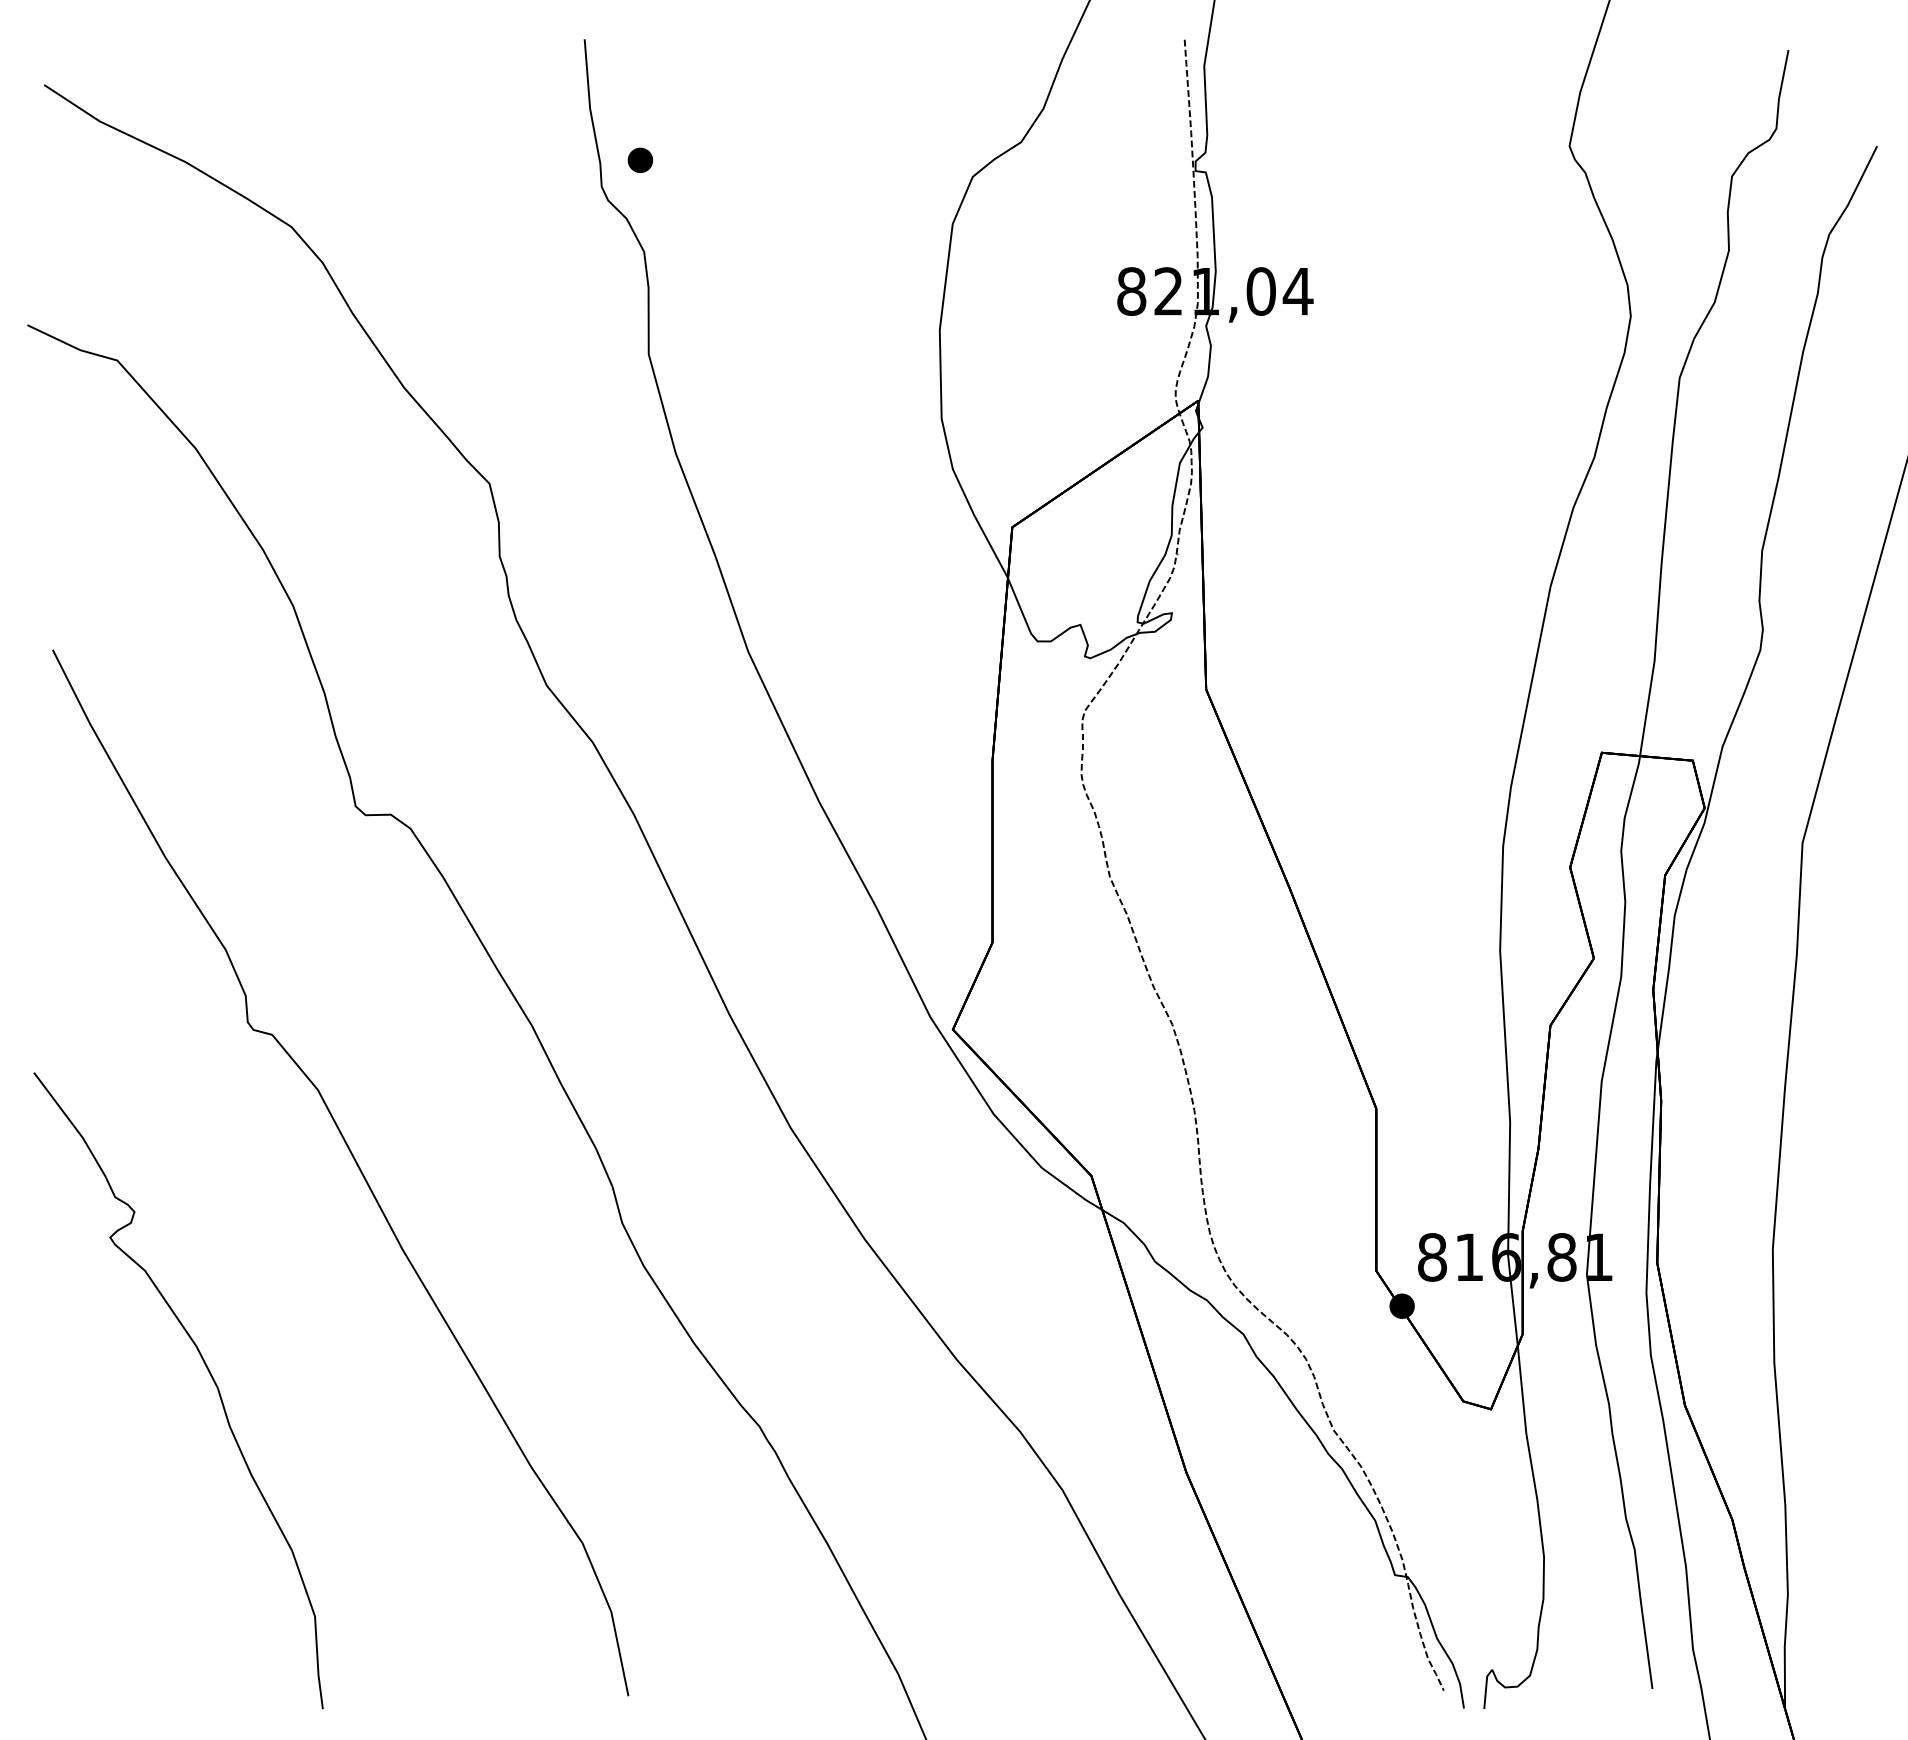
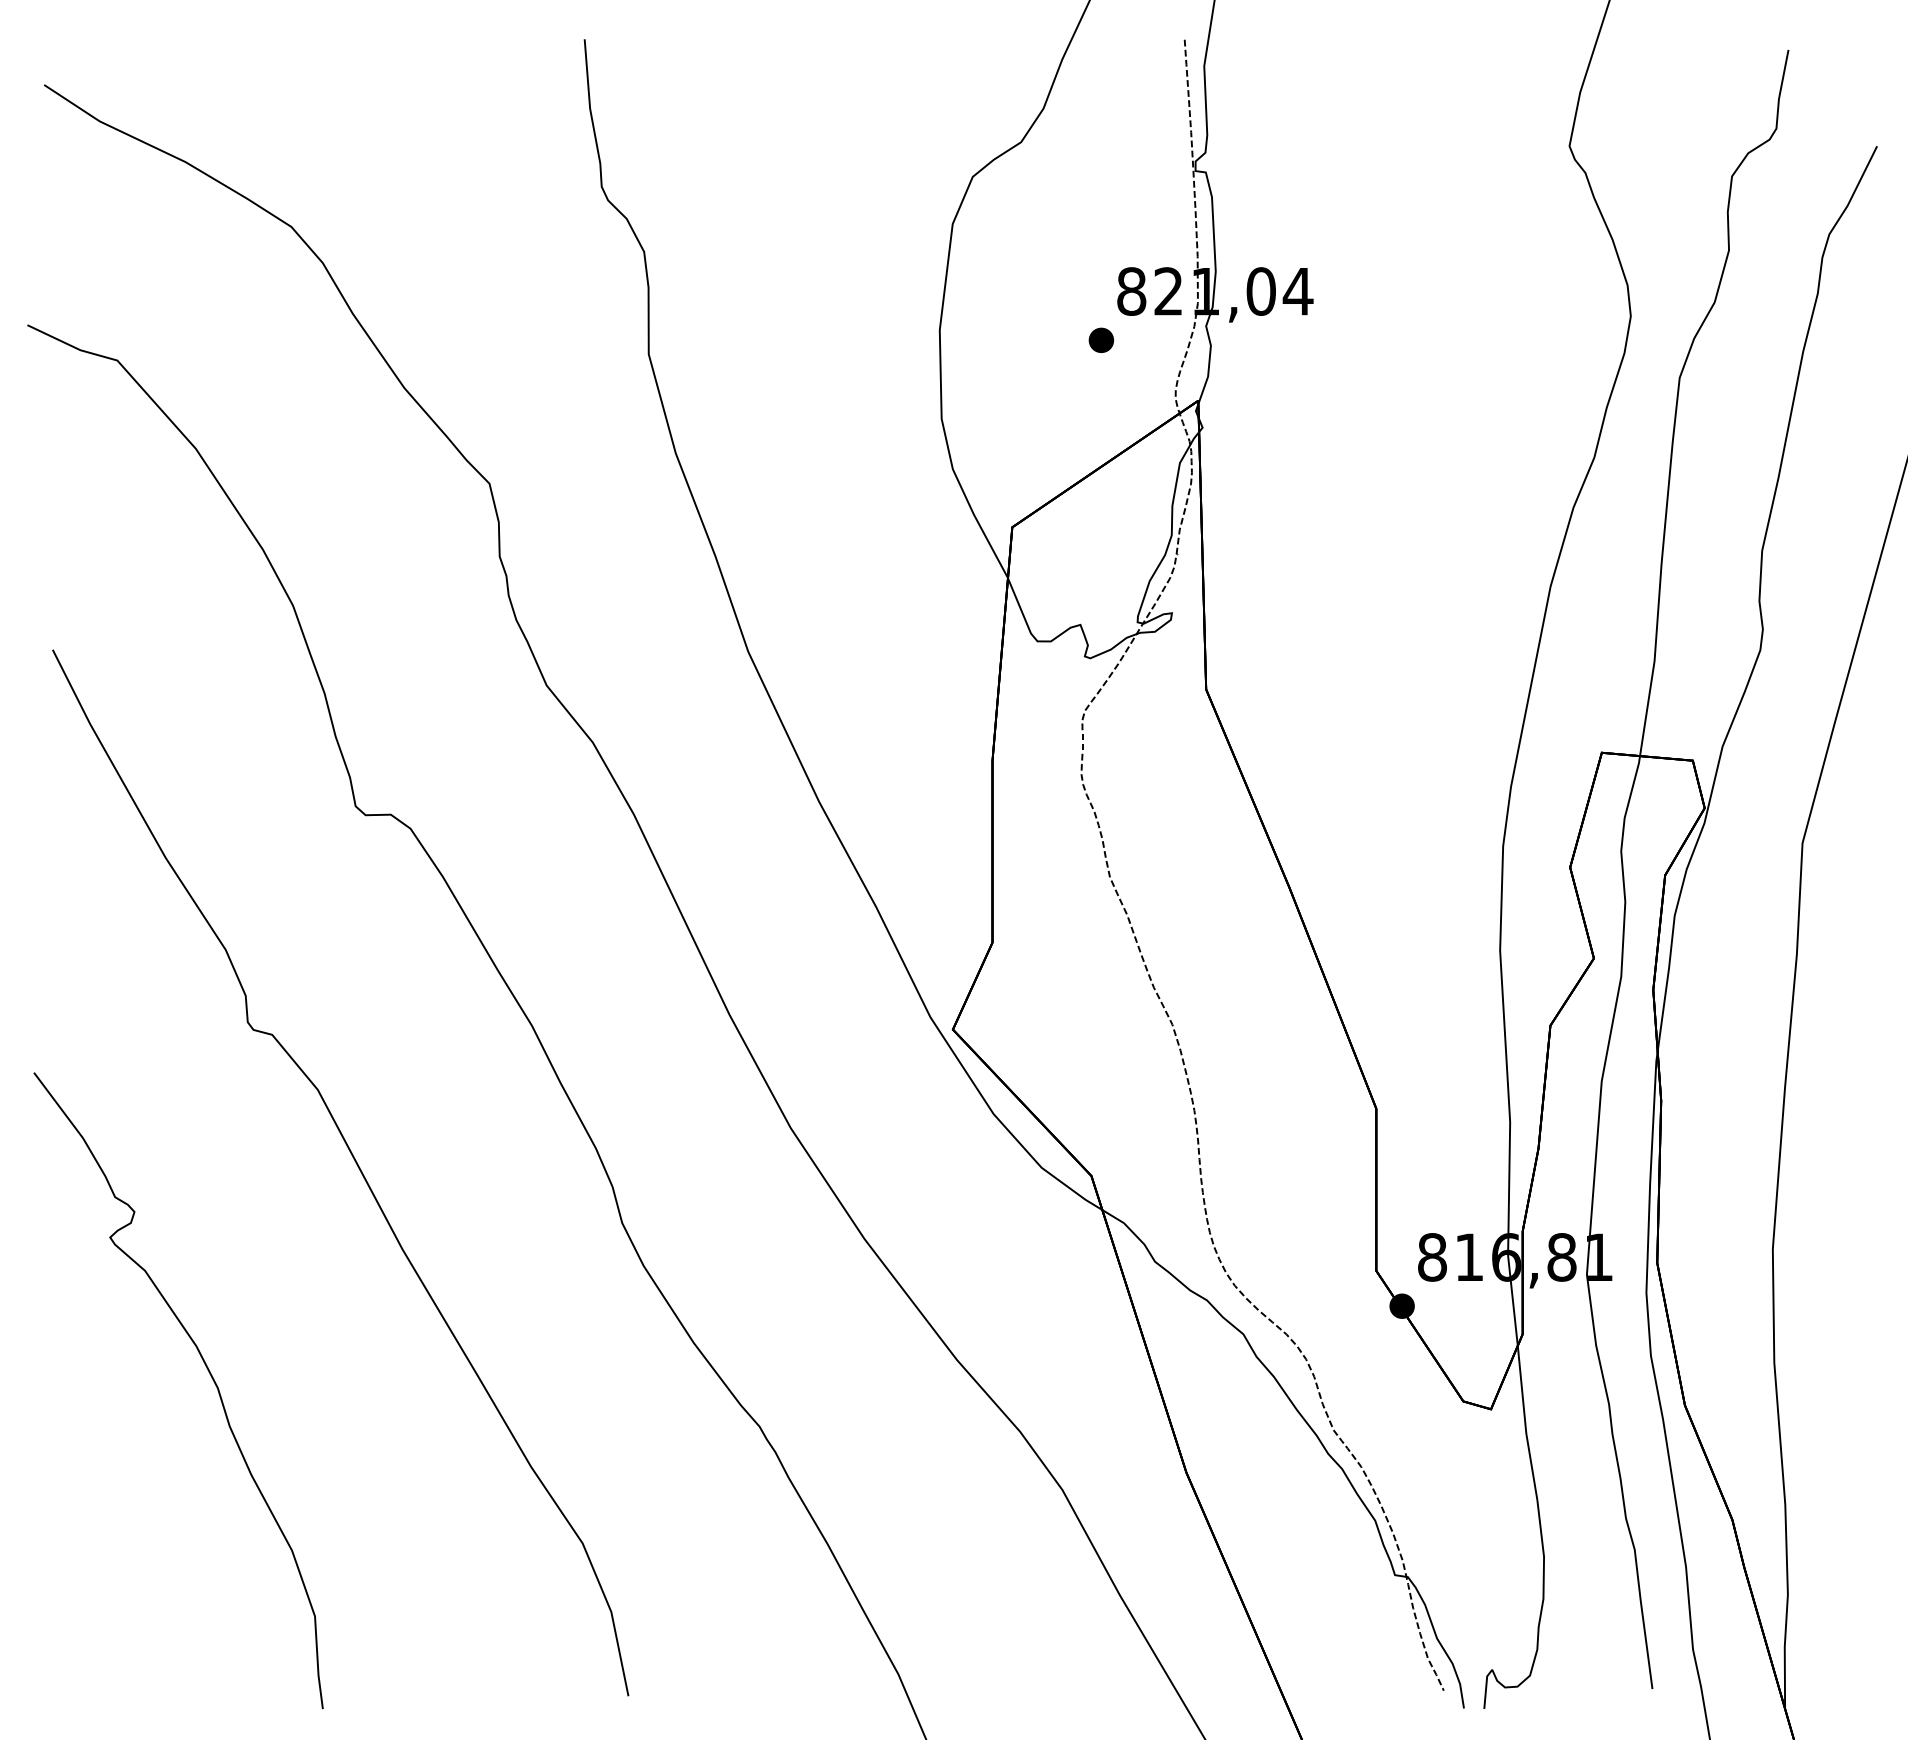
part position: (640, 159) -> (1101, 339) (1101, 339)
